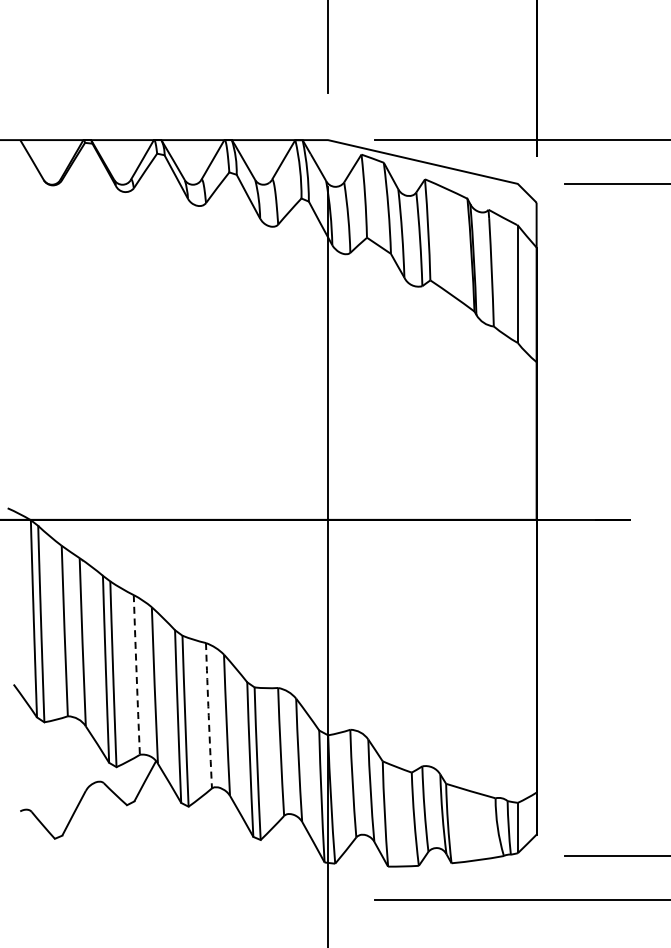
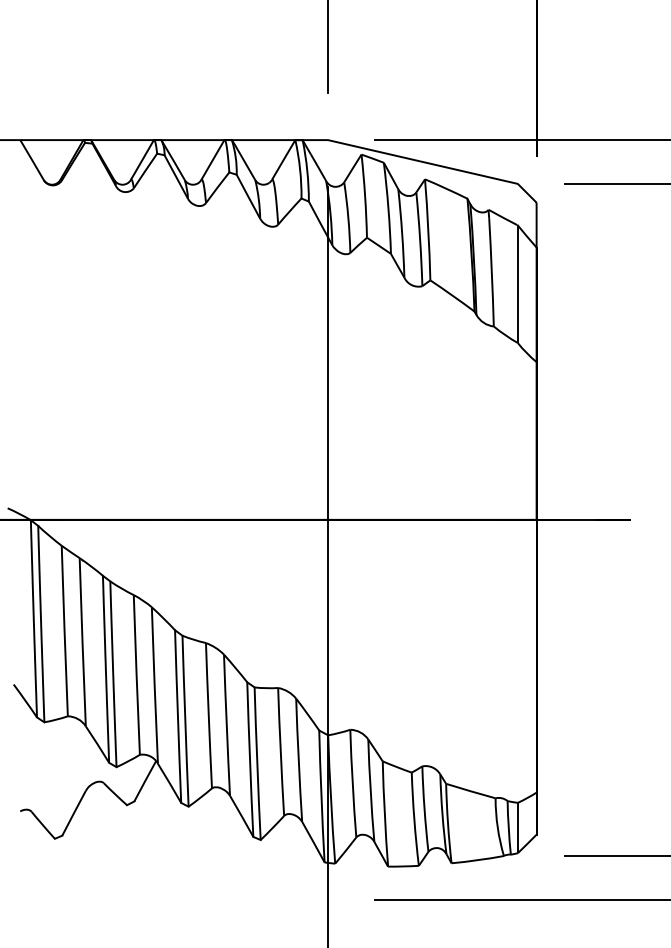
arc: dashed -> solid (136, 674)
arc: dashed -> solid (208, 715)
